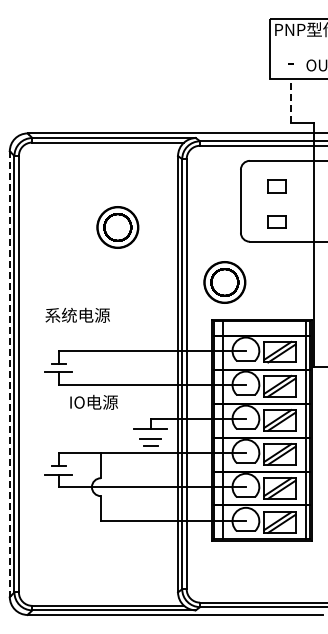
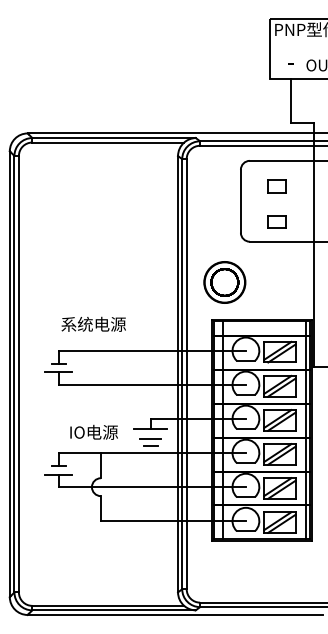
line: dashed -> solid (291, 100)
part: present -> none (117, 227)
text position: (77, 314) -> (93, 323) (93, 323)
line: dashed -> solid (9, 374)
text position: (93, 401) -> (93, 431) (93, 431)
